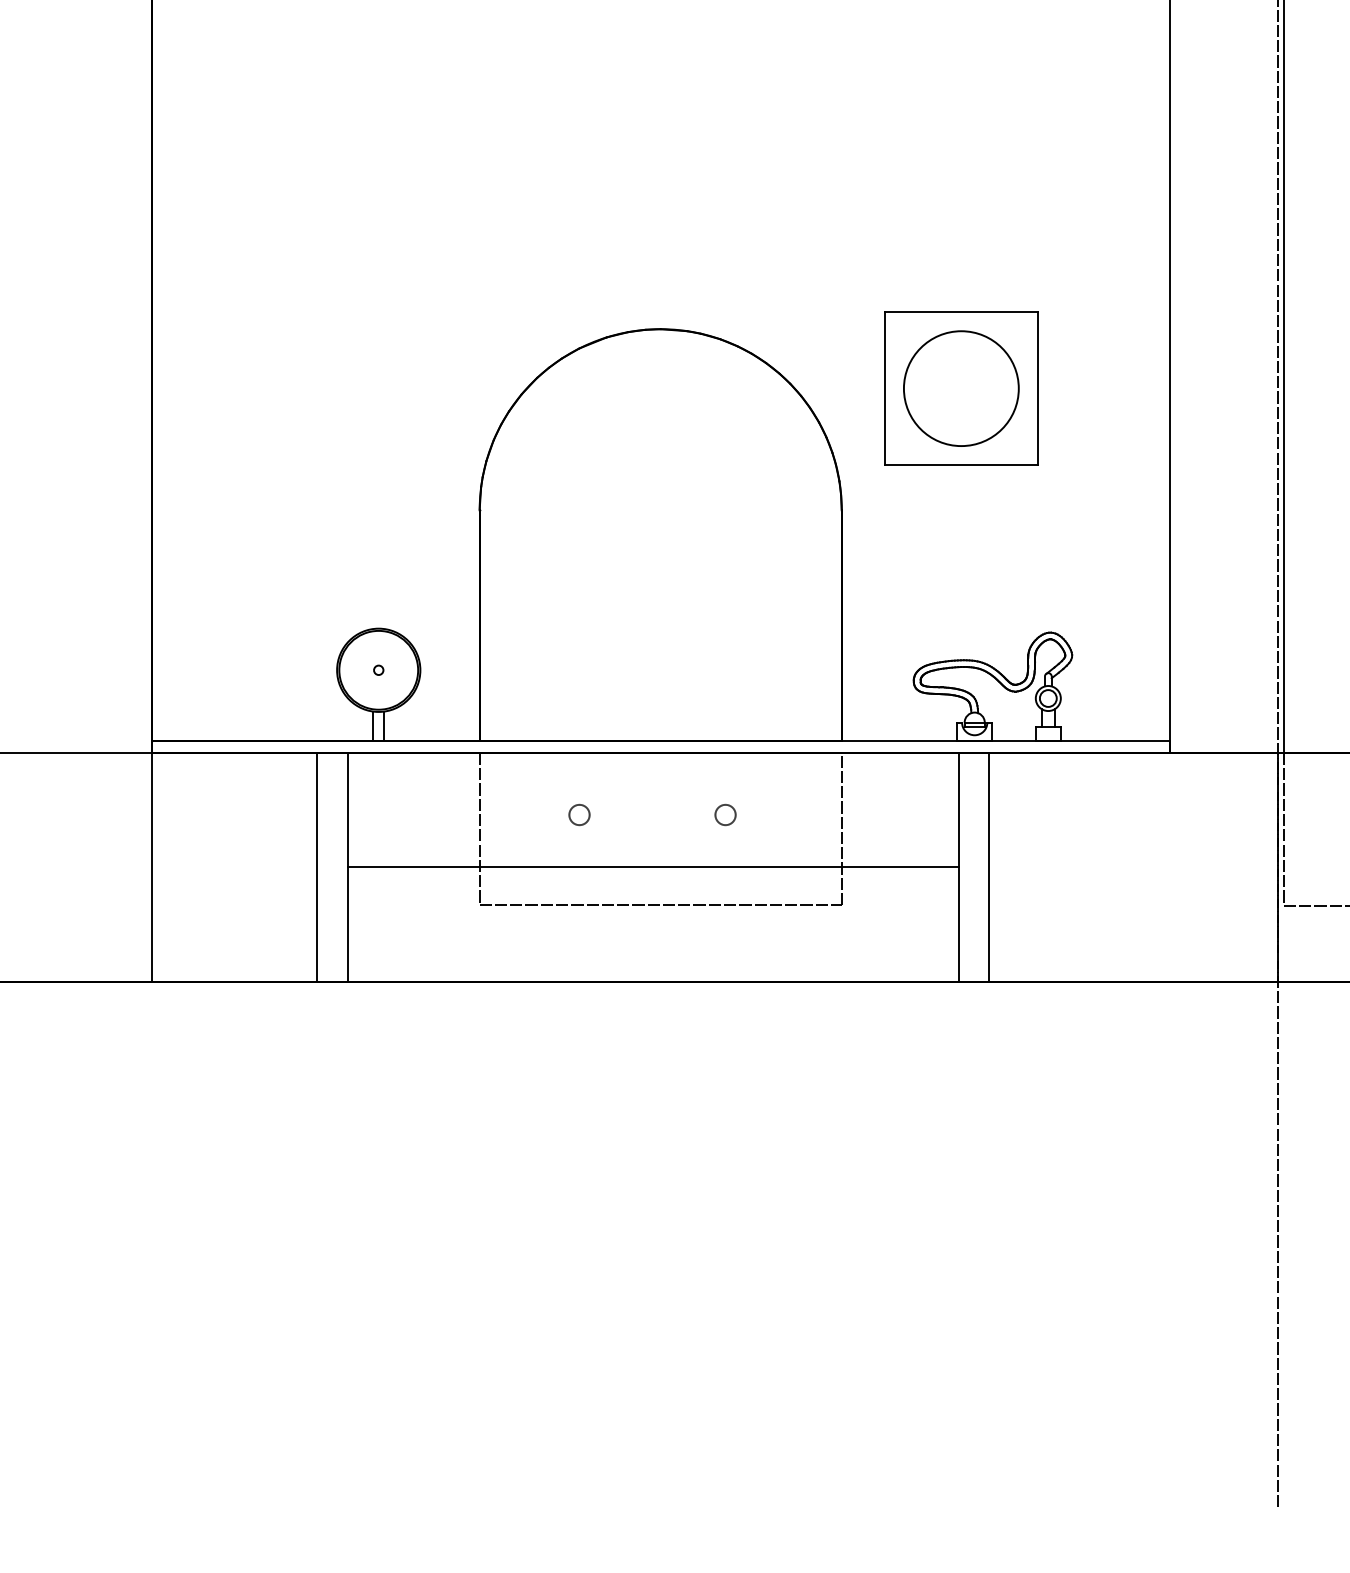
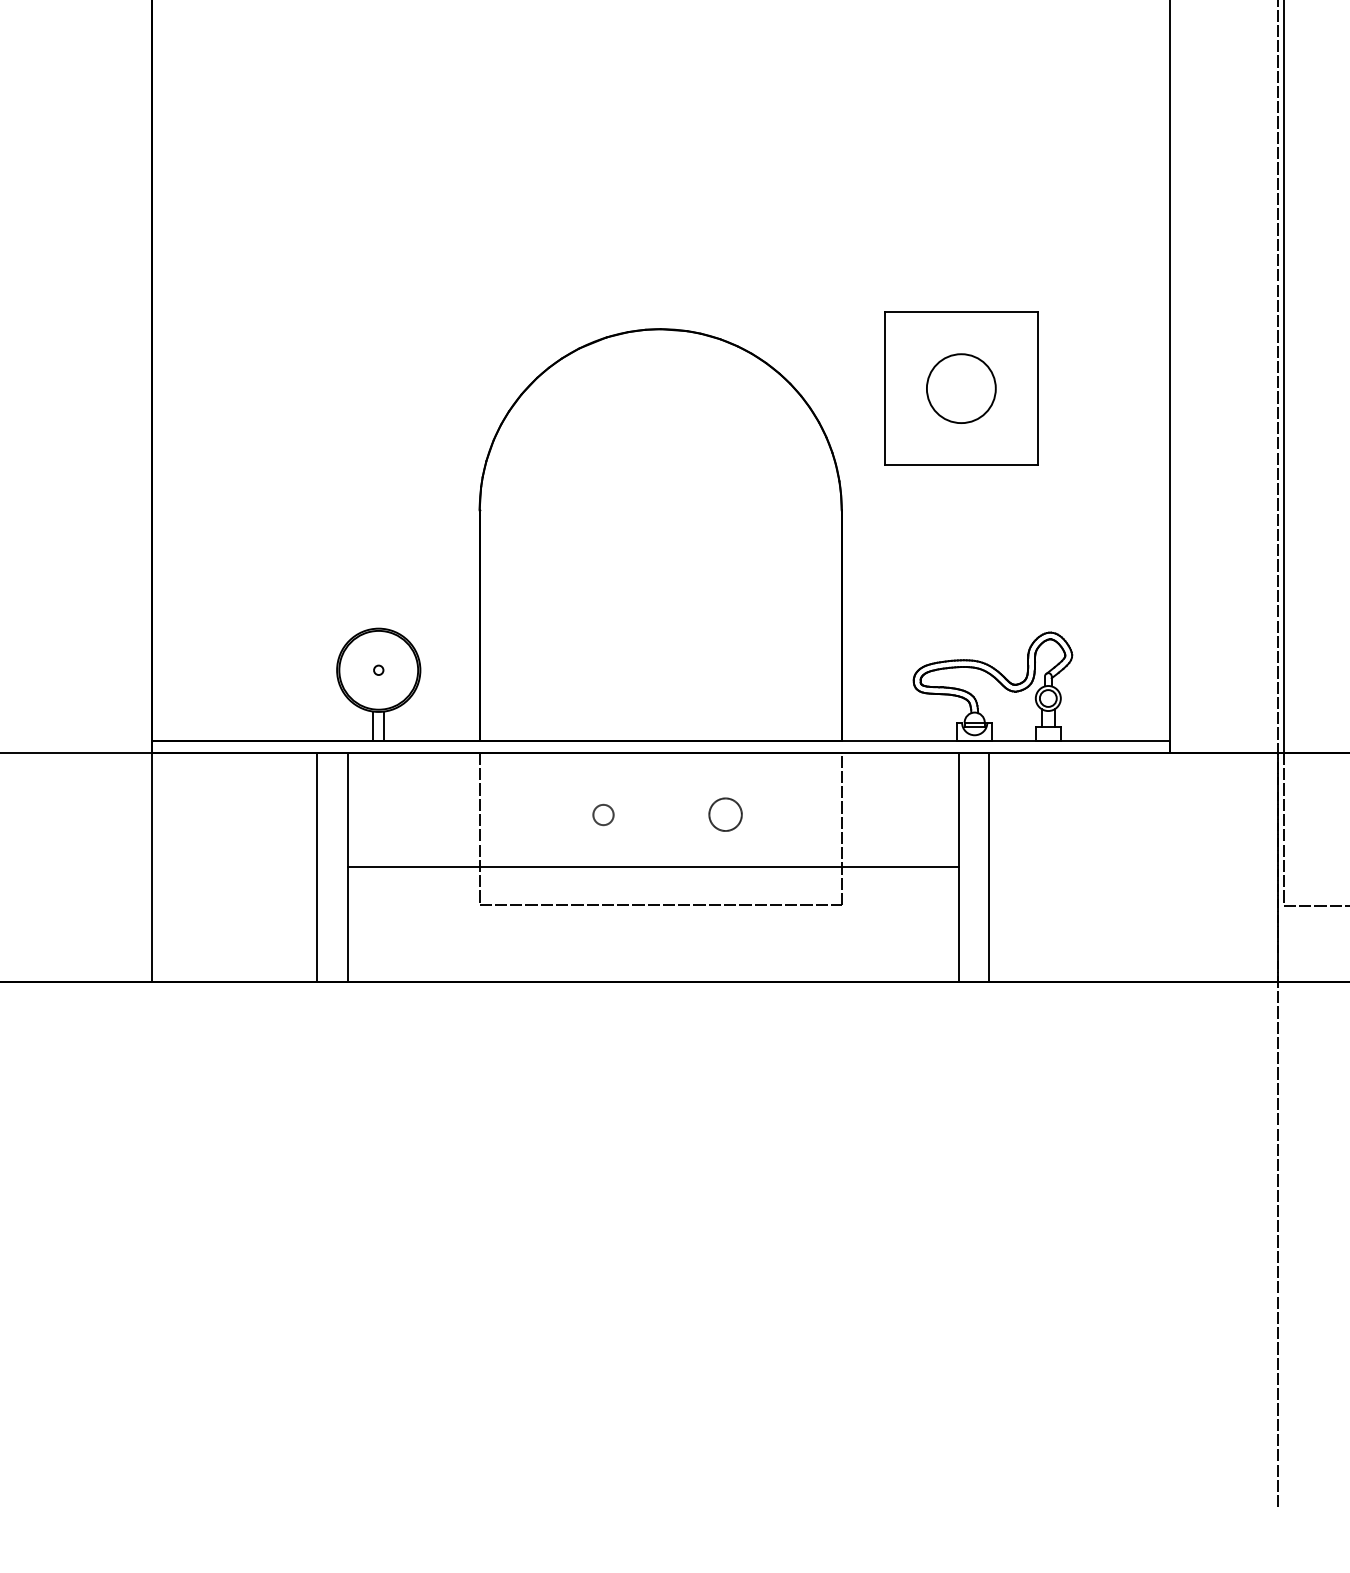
circle diameter: 115 px -> 69 px (960, 388)
circle position: (579, 815) -> (603, 815) (603, 815)
circle size: 23x23 px -> 35x35 px (725, 814)
